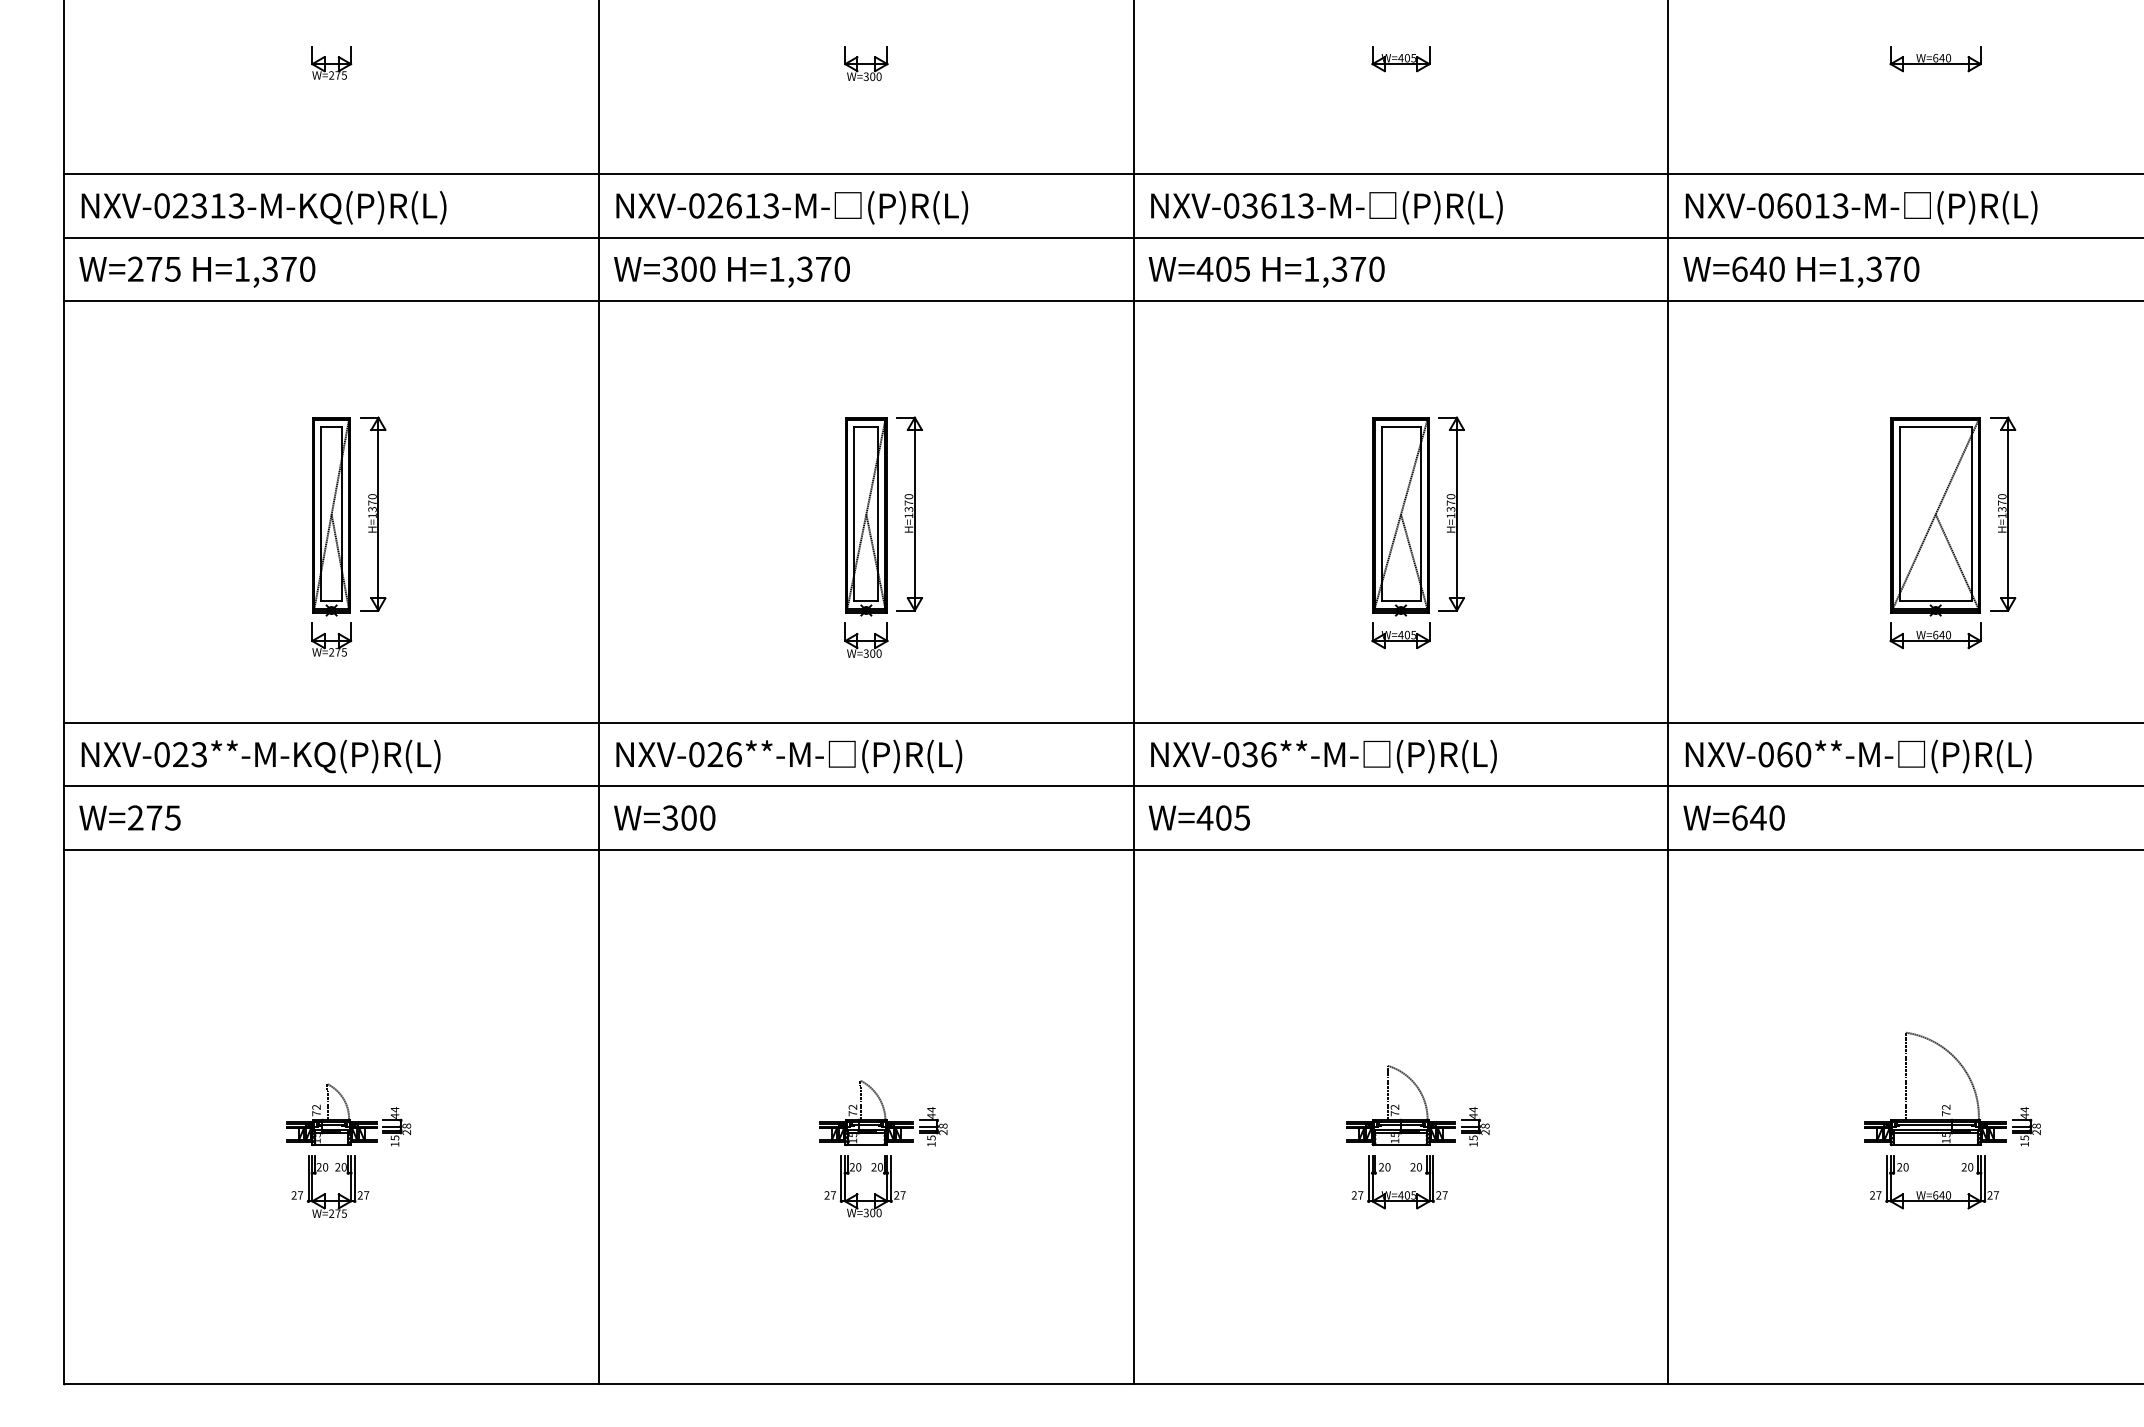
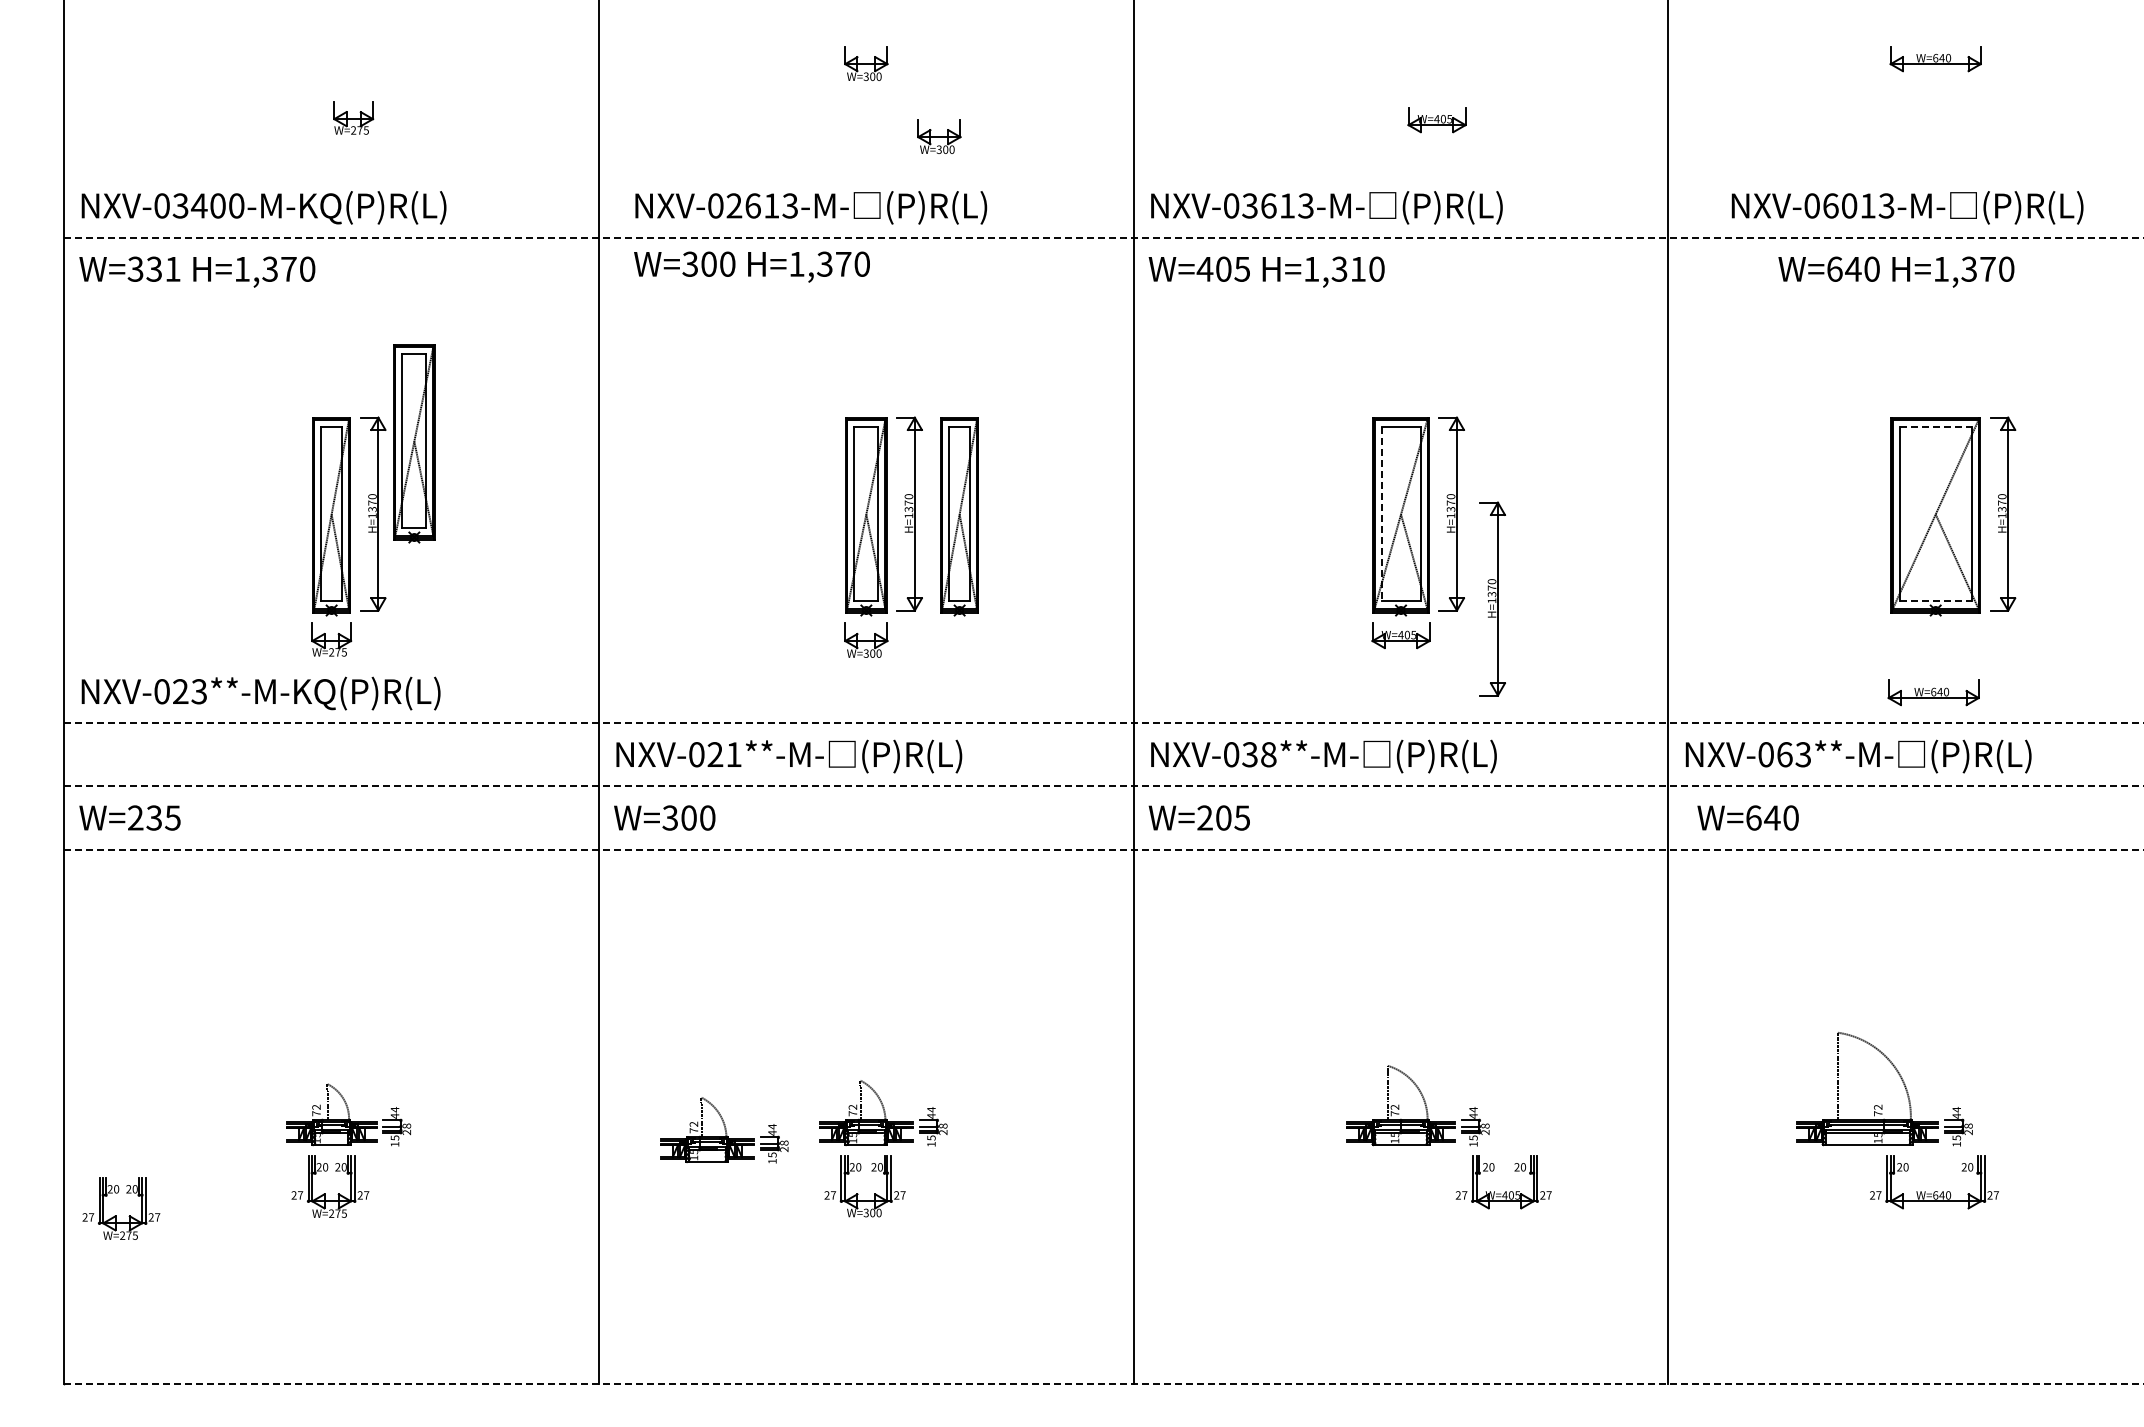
part position: (1400, 59) -> (1436, 120) (1436, 120)
part position: (331, 62) -> (353, 117) (353, 117)
part: none -> present (939, 136)
line: present -> none (1102, 174)
text: NXV-02313-M-KQ(P)R(L) -> NXV-03400-M-KQ(P)R(L) (208, 205)
text position: (792, 207) -> (811, 207) (811, 207)
text position: (1861, 207) -> (1907, 207) (1907, 207)
line: solid -> dashed (1104, 237)
text: W=275 -> W=331 (153, 268)
text: H=1,370 -> H=1,310 (1358, 269)
text position: (731, 271) -> (751, 266) (751, 266)
text position: (1801, 271) -> (1896, 271) (1896, 271)
line: present -> none (1102, 300)
line: solid -> dashed (1936, 426)
part: none -> present (414, 443)
line: solid -> dashed (1381, 514)
part: none -> present (959, 516)
part: none -> present (1492, 598)
line: solid -> dashed (1936, 600)
part position: (1935, 635) -> (1933, 692) (1933, 692)
line: solid -> dashed (1104, 723)
text: NXV-026**-M- -> NXV-021**-M- (733, 754)
text: NXV-036**-M- -> NXV-038**-M- (1268, 754)
text: NXV-060**-M- -> NXV-063**-M- (1803, 754)
text position: (260, 756) -> (260, 693) (260, 693)
line: solid -> dashed (1104, 786)
text: W=275 -> W=235 (154, 817)
text: W=405 -> W=205 (1204, 817)
text position: (1733, 817) -> (1747, 817) (1747, 817)
line: solid -> dashed (1104, 849)
part position: (1950, 1104) -> (1882, 1104) (1882, 1104)
part: none -> present (724, 1130)
part position: (1401, 1191) -> (1505, 1191) (1505, 1191)
part: none -> present (116, 1215)
line: solid -> dashed (1104, 1384)
